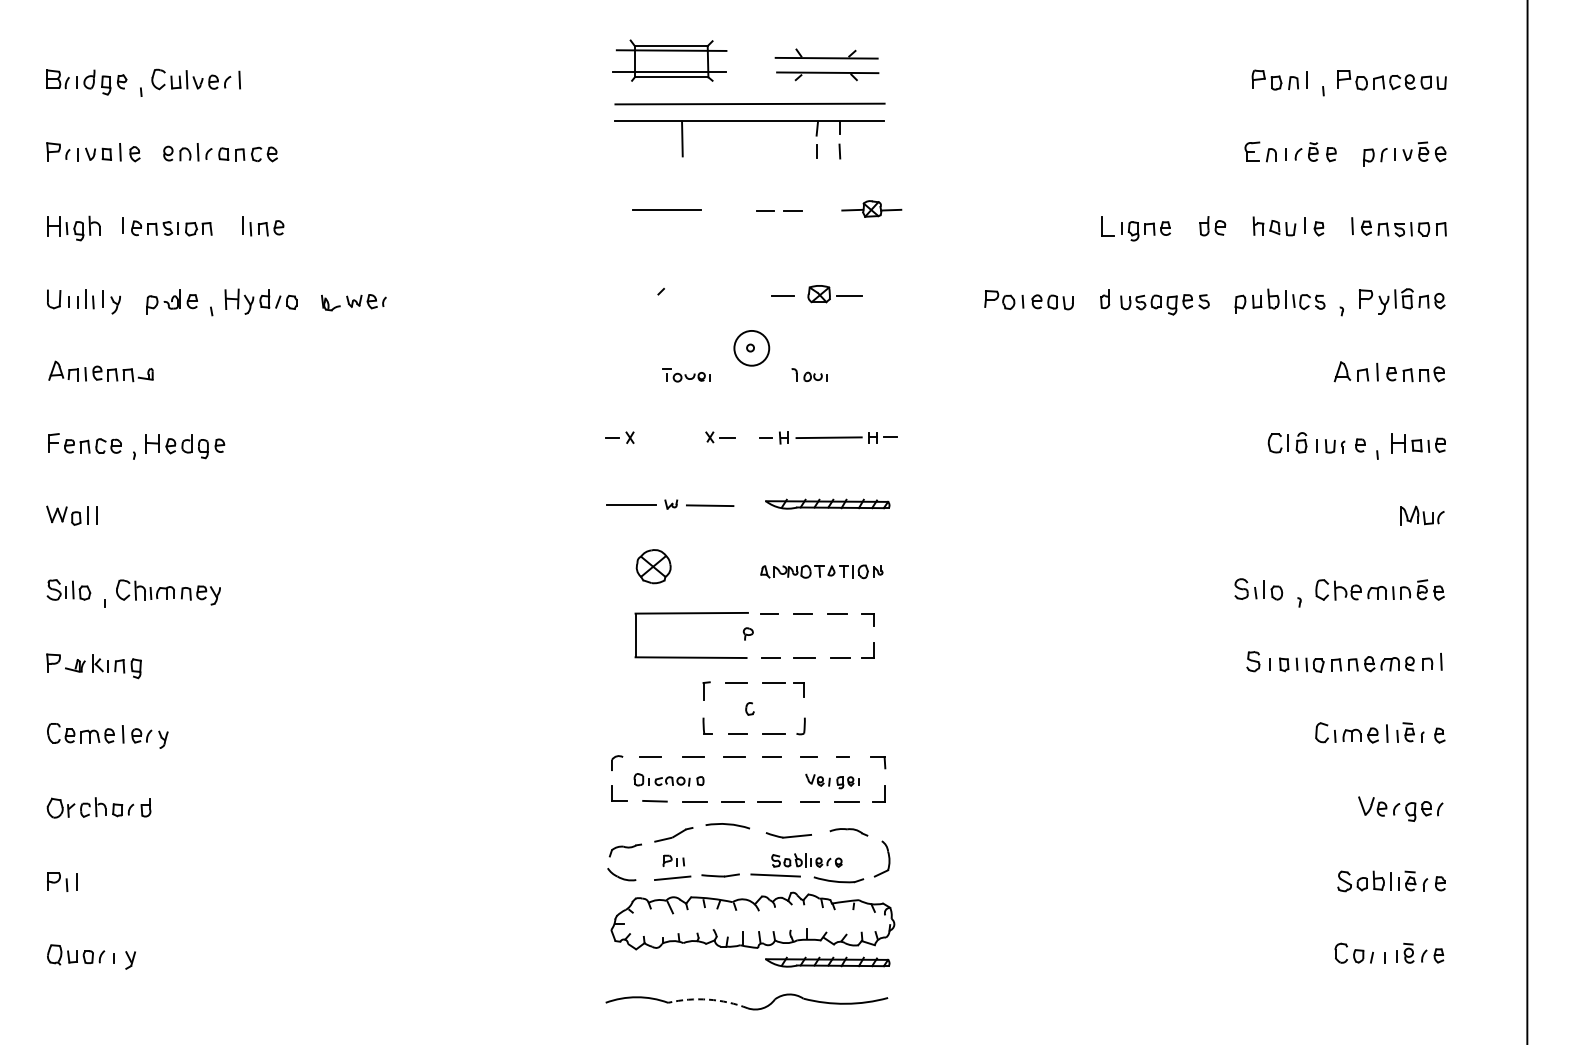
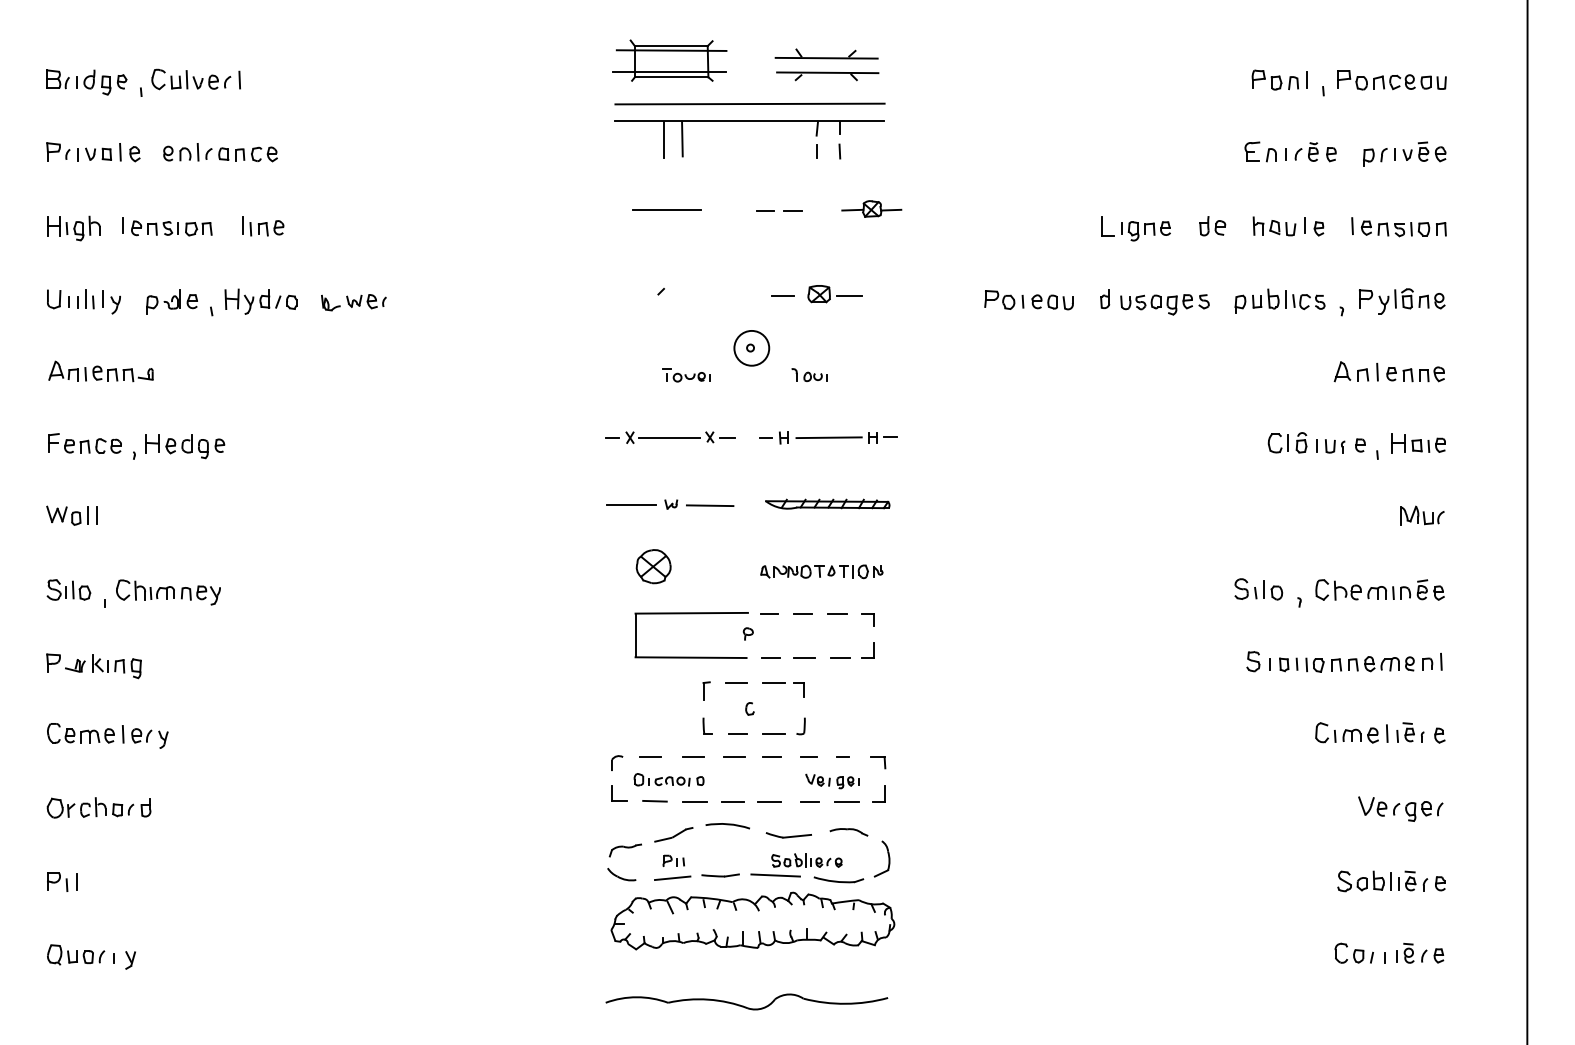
line: none -> present (664, 139)
line: none -> present (669, 438)
part: present -> none (827, 961)
arc: dashed -> solid (708, 999)
